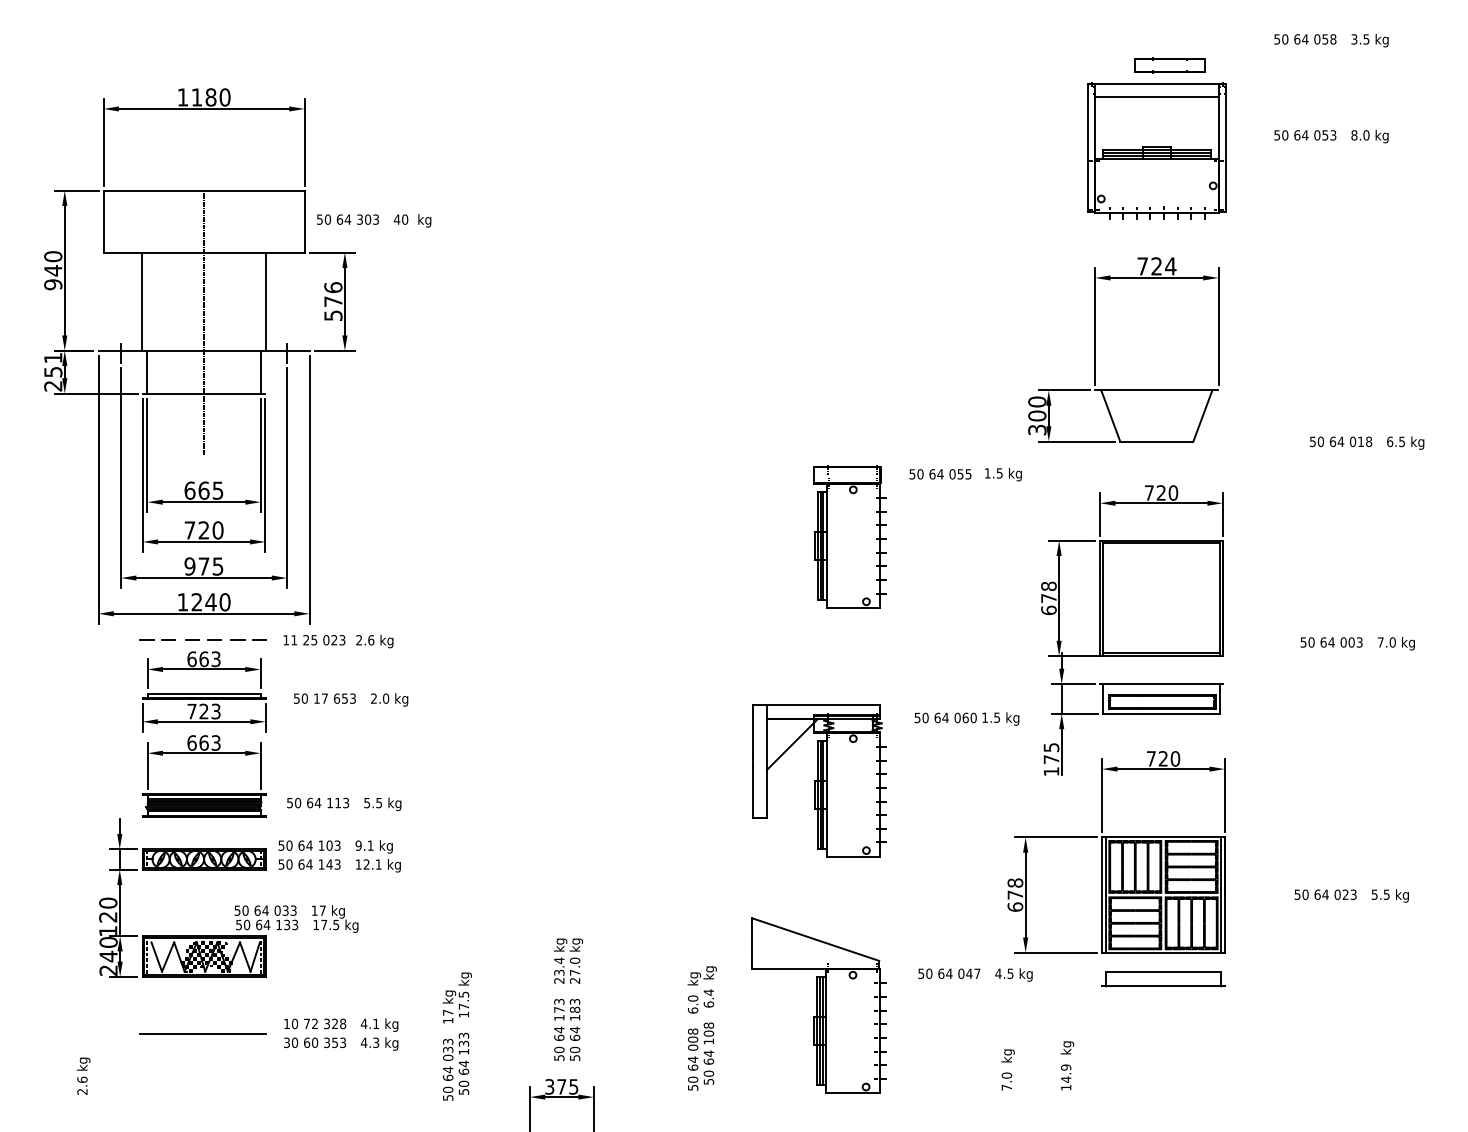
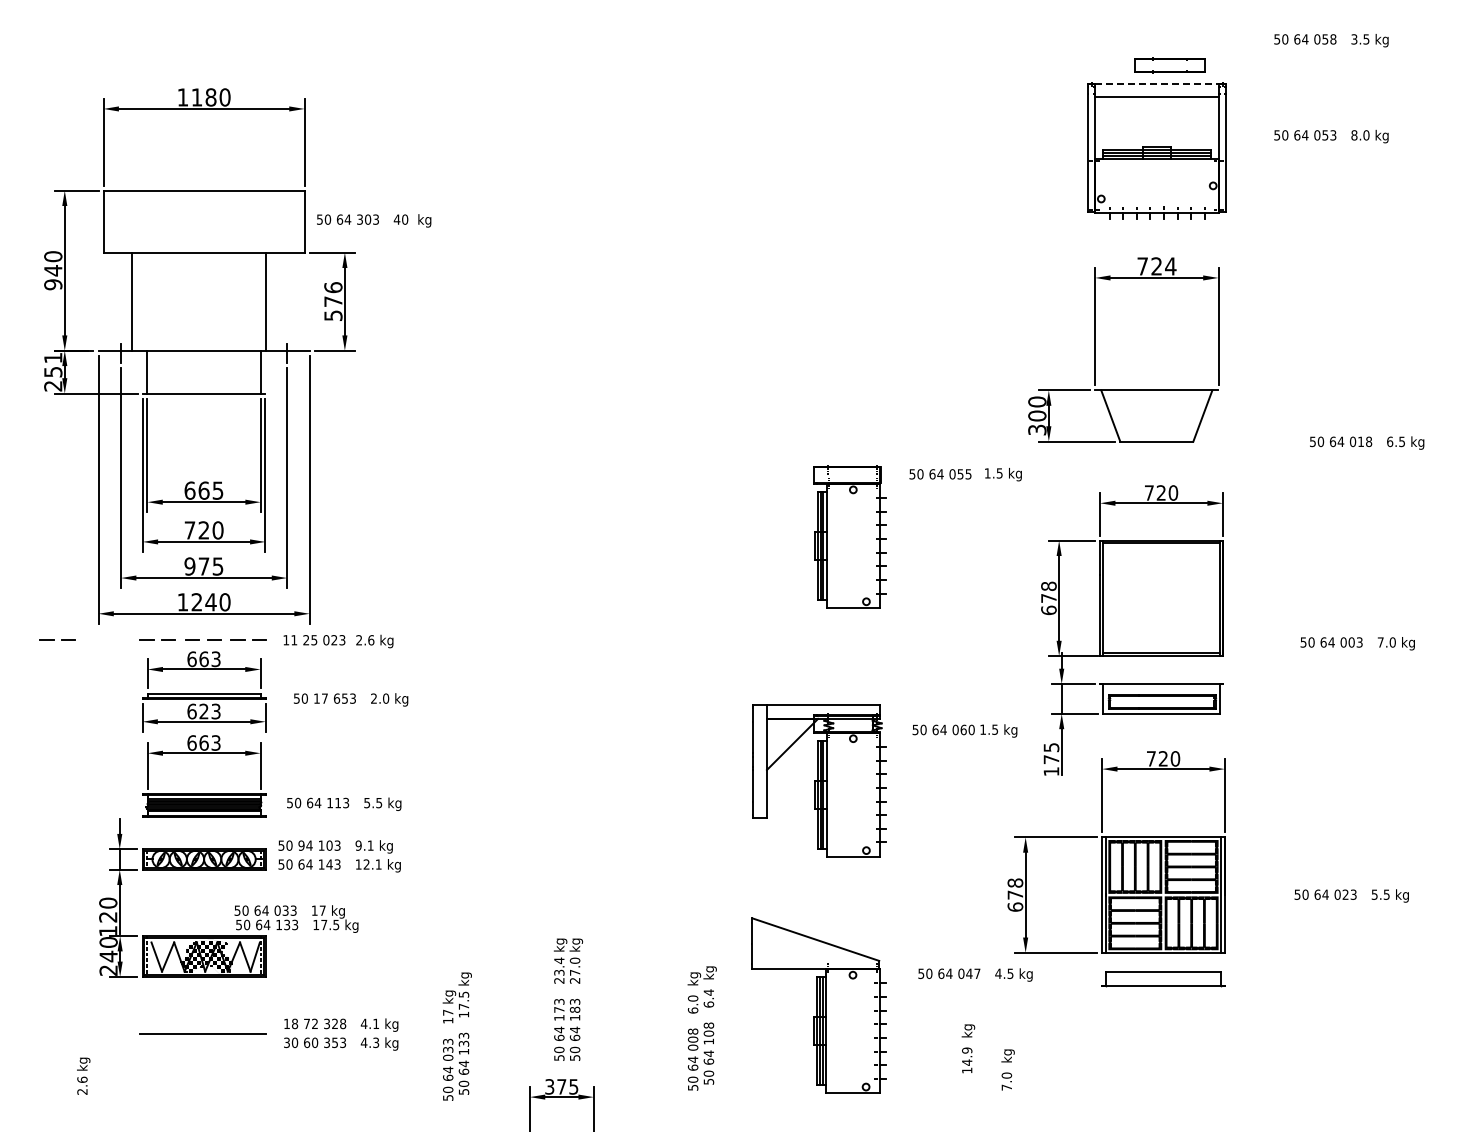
line: solid -> dashed (1157, 84)
line position: (142, 301) -> (132, 301) (132, 301)
line: present -> none (204, 322)
line: none -> present (54, 639)
text: 723 -> 623 (191, 711)
text position: (966, 718) -> (964, 730) (964, 730)
text: 64 -> 94 (301, 845)
text: 10 -> 18 (294, 1023)
text position: (1067, 1065) -> (968, 1048) (968, 1048)
